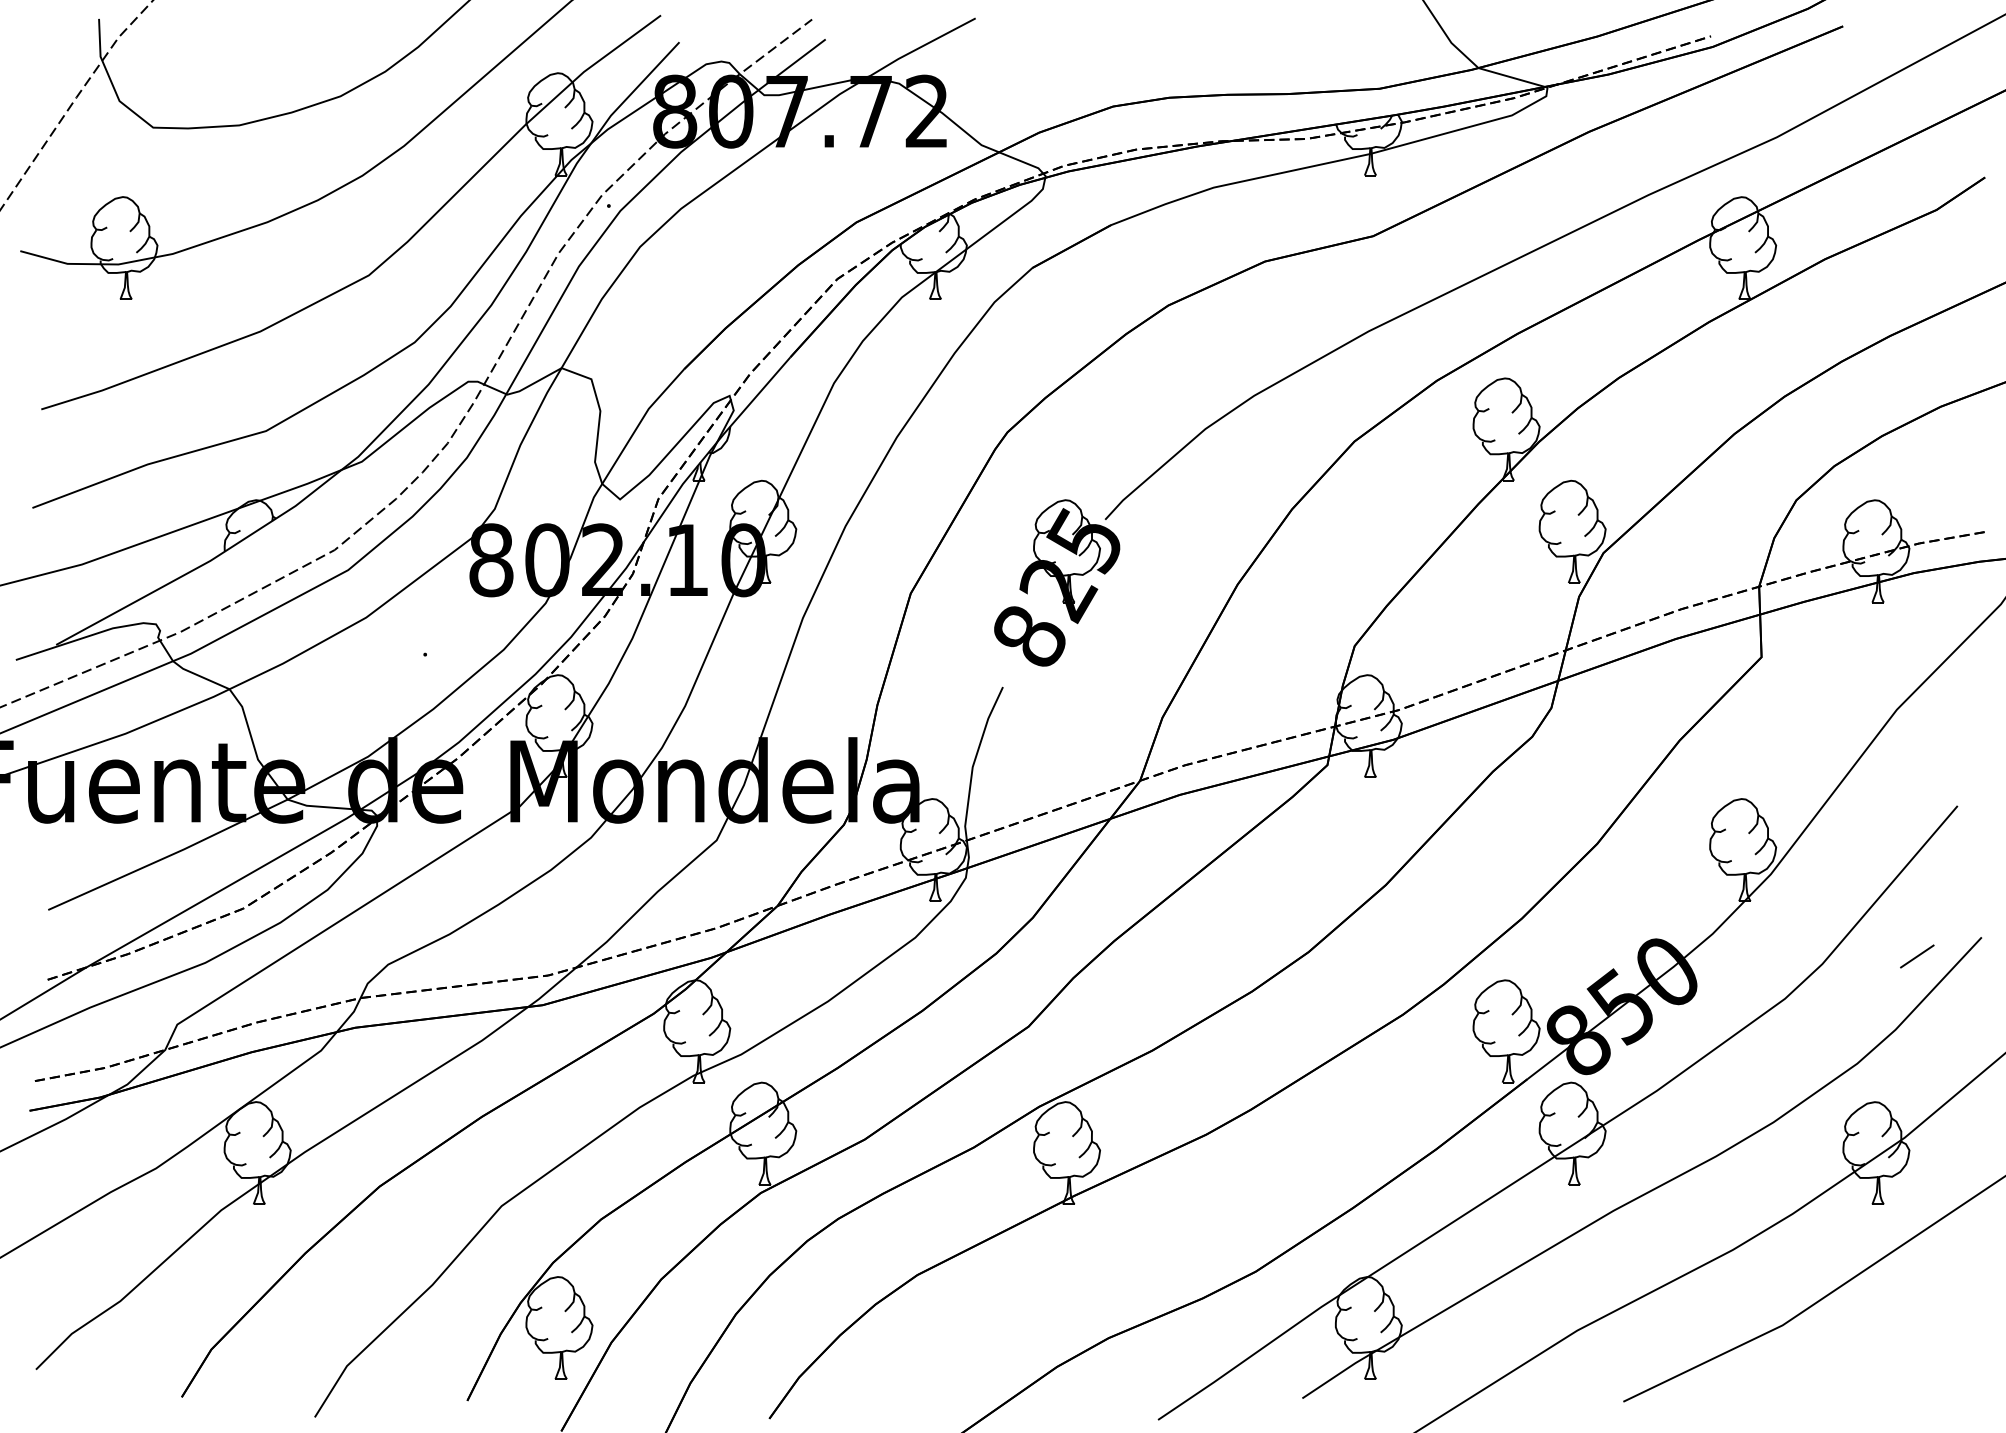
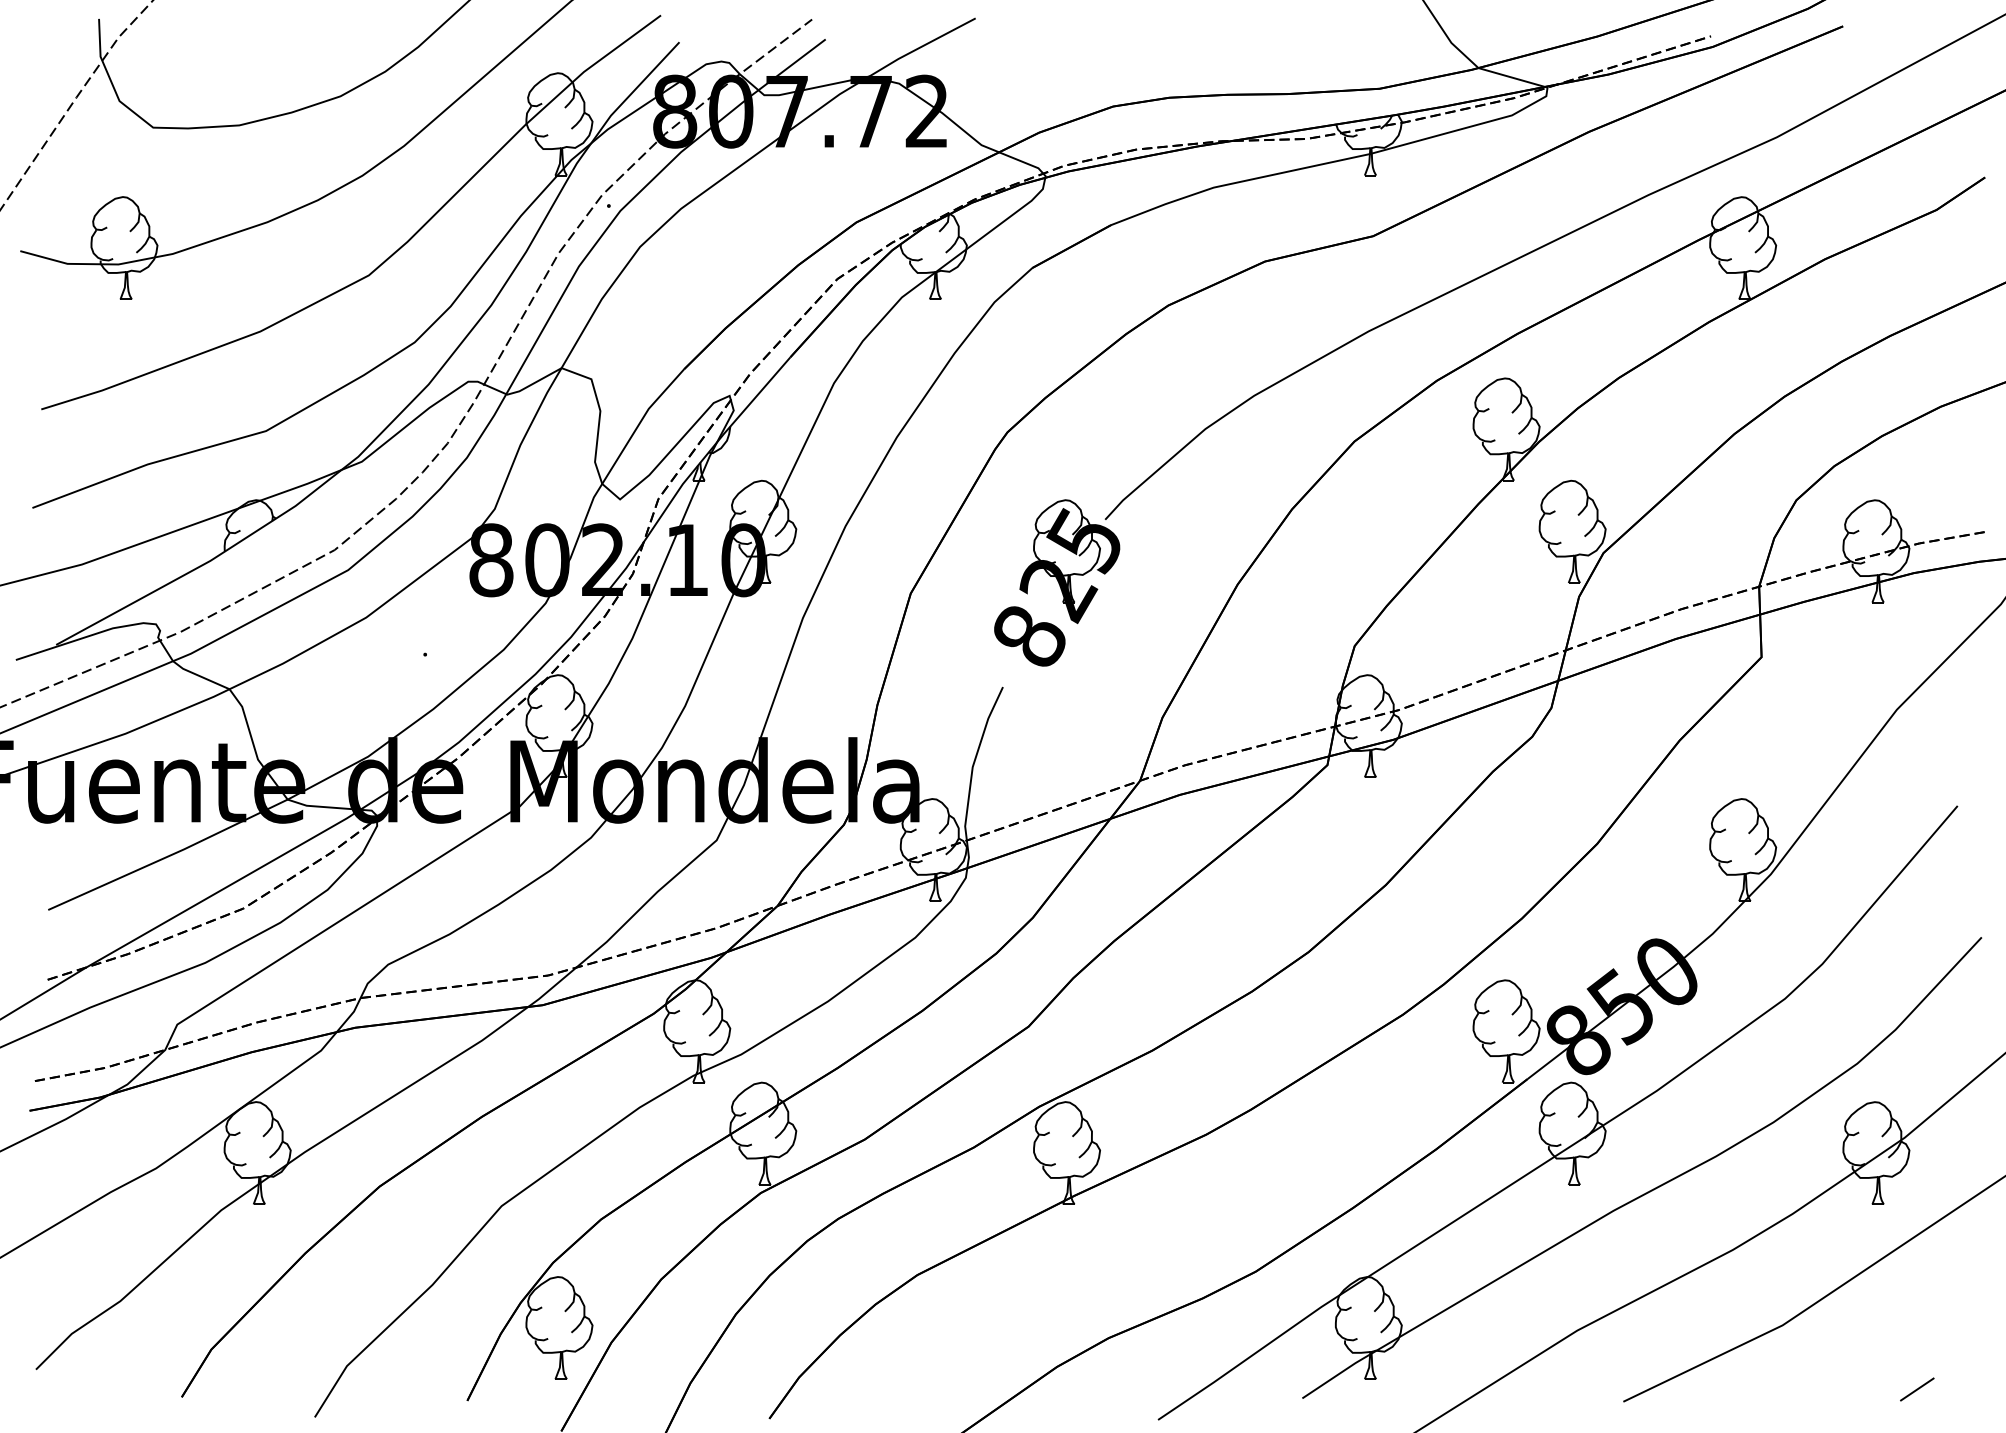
line position: (1917, 956) -> (1917, 1389) (1917, 1389)
